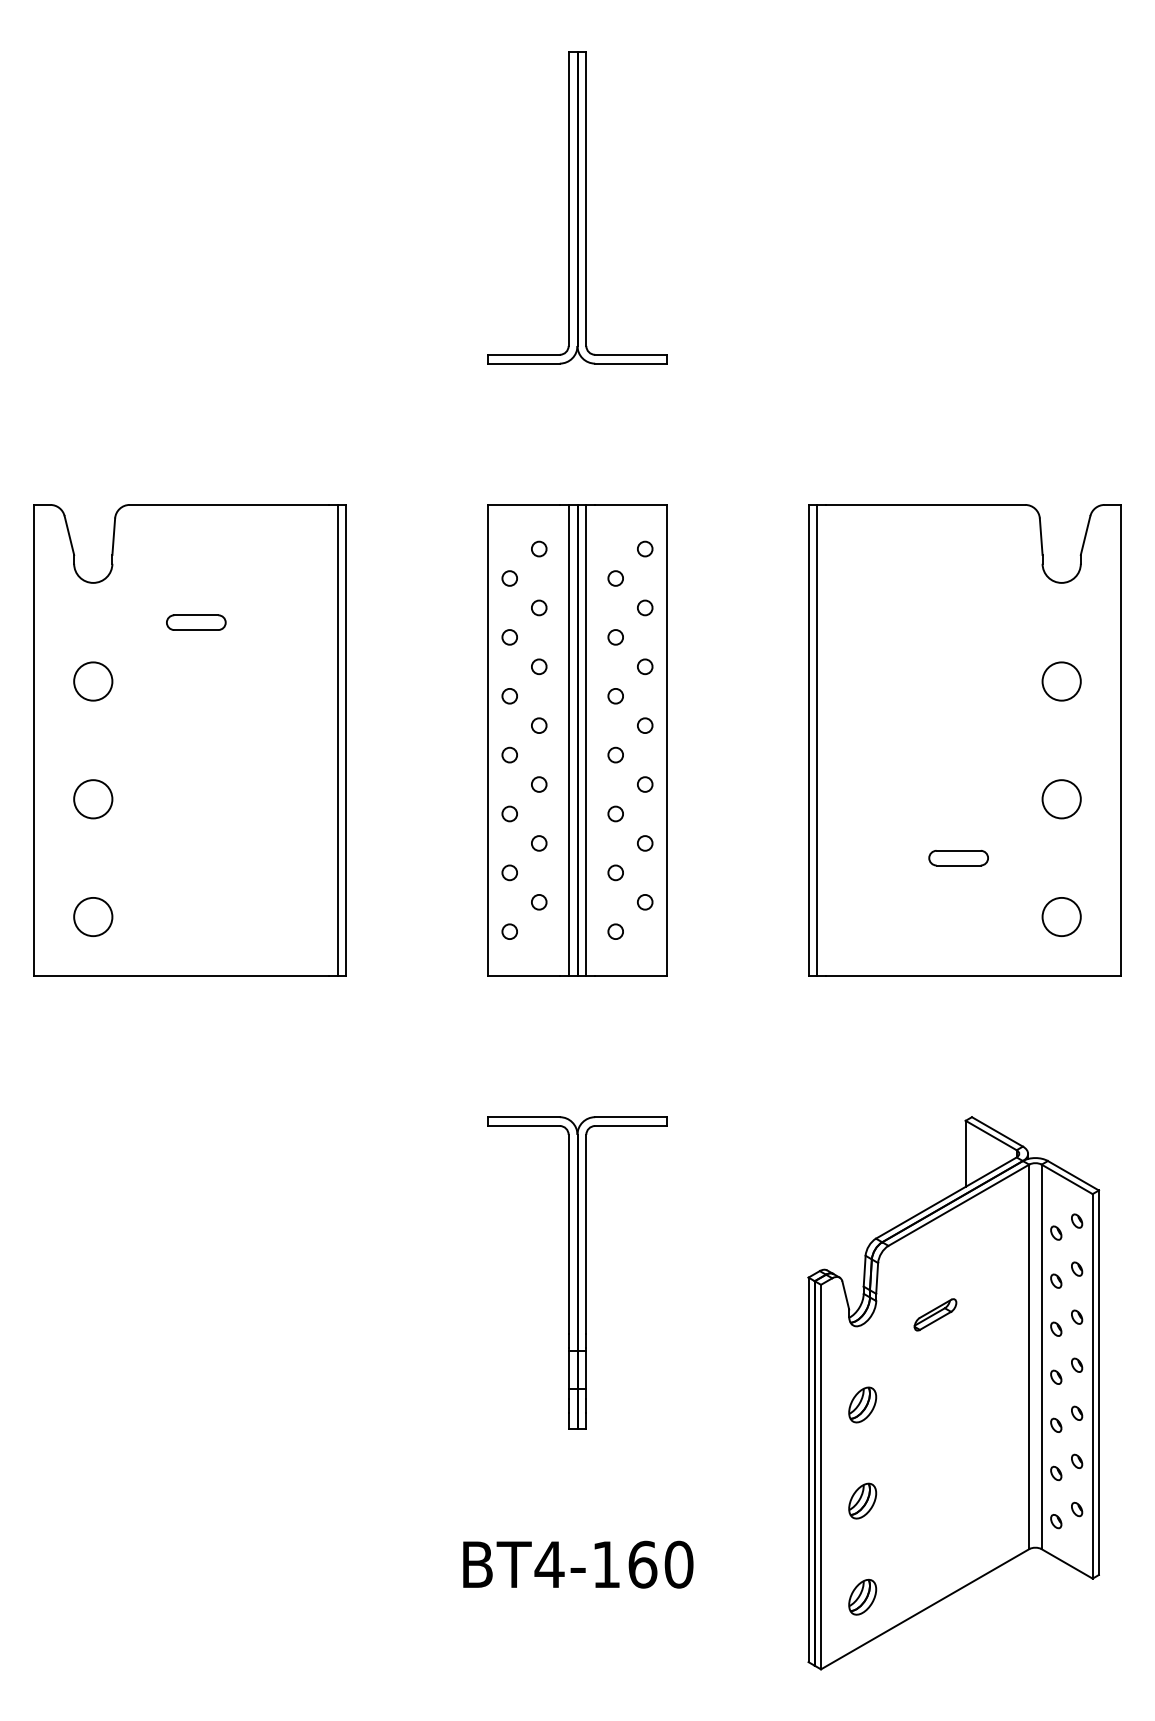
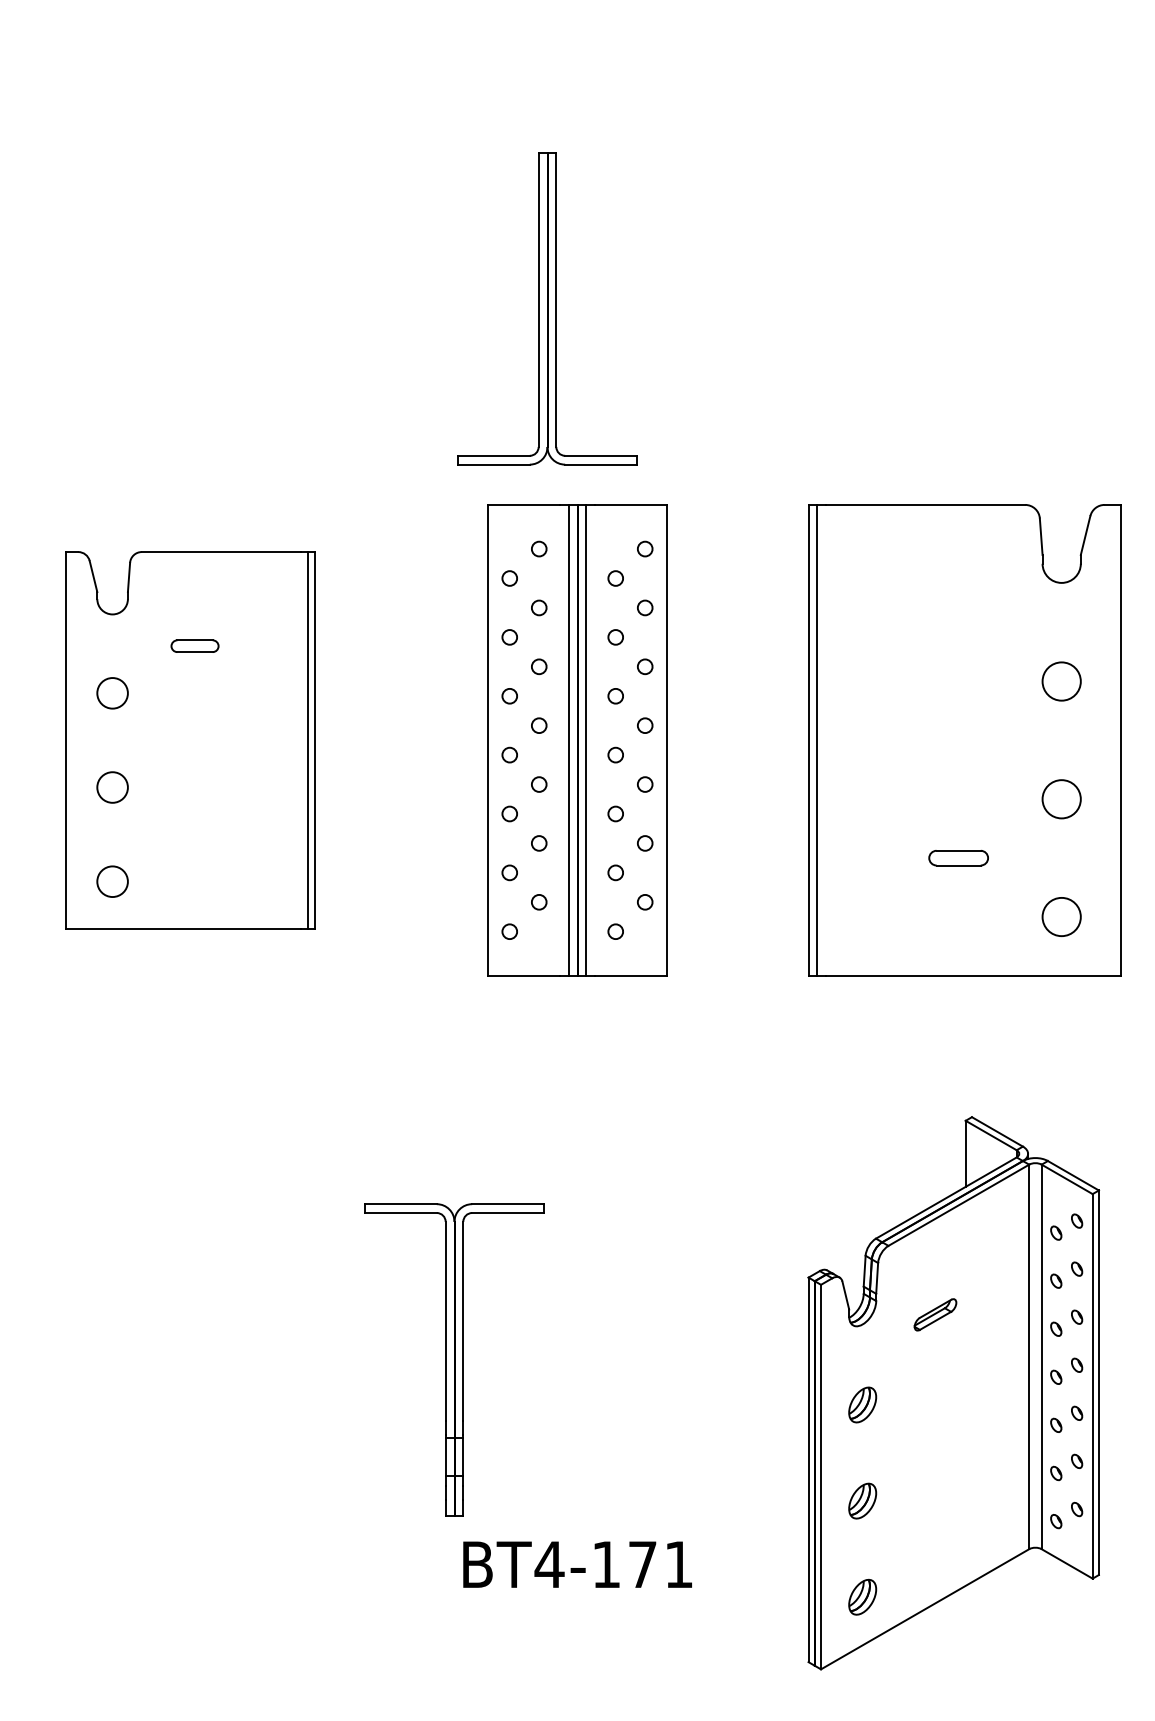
part position: (577, 207) -> (547, 308) (547, 308)
part size: 314x473 px -> 251x379 px (190, 740)
part position: (577, 1272) -> (454, 1359) (454, 1359)
text: BT4-160 -> BT4-171 (660, 1564)
